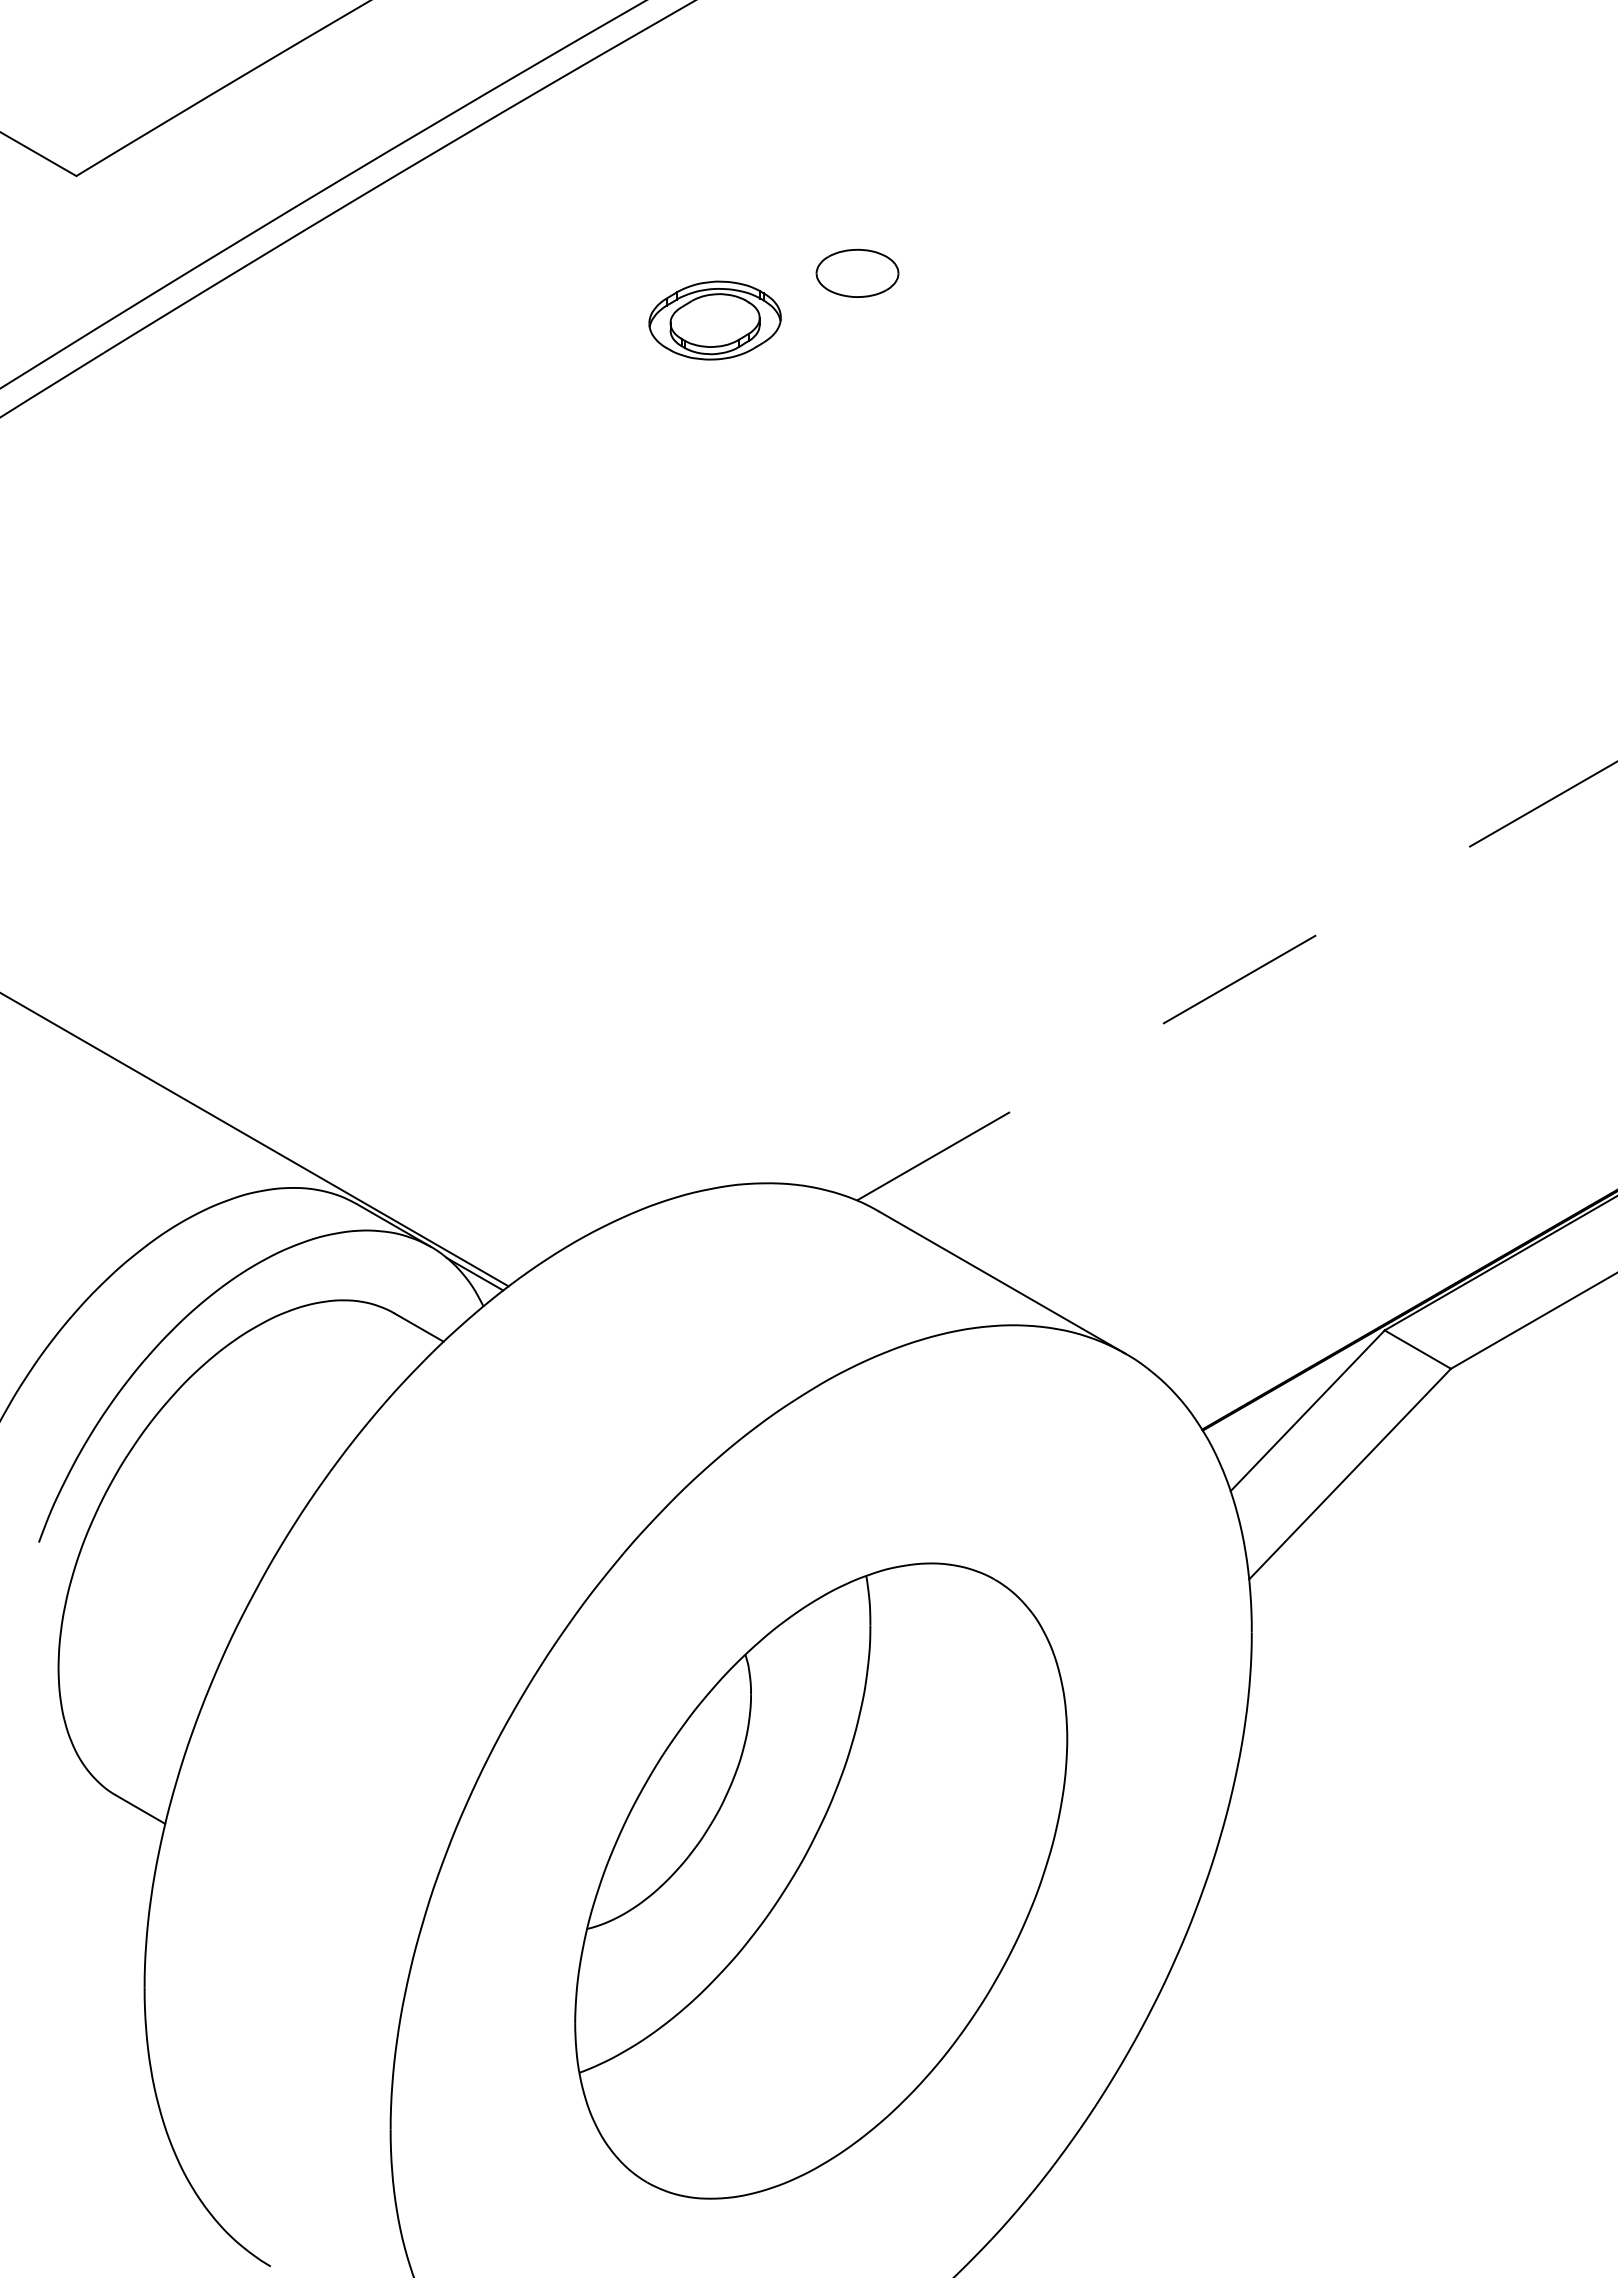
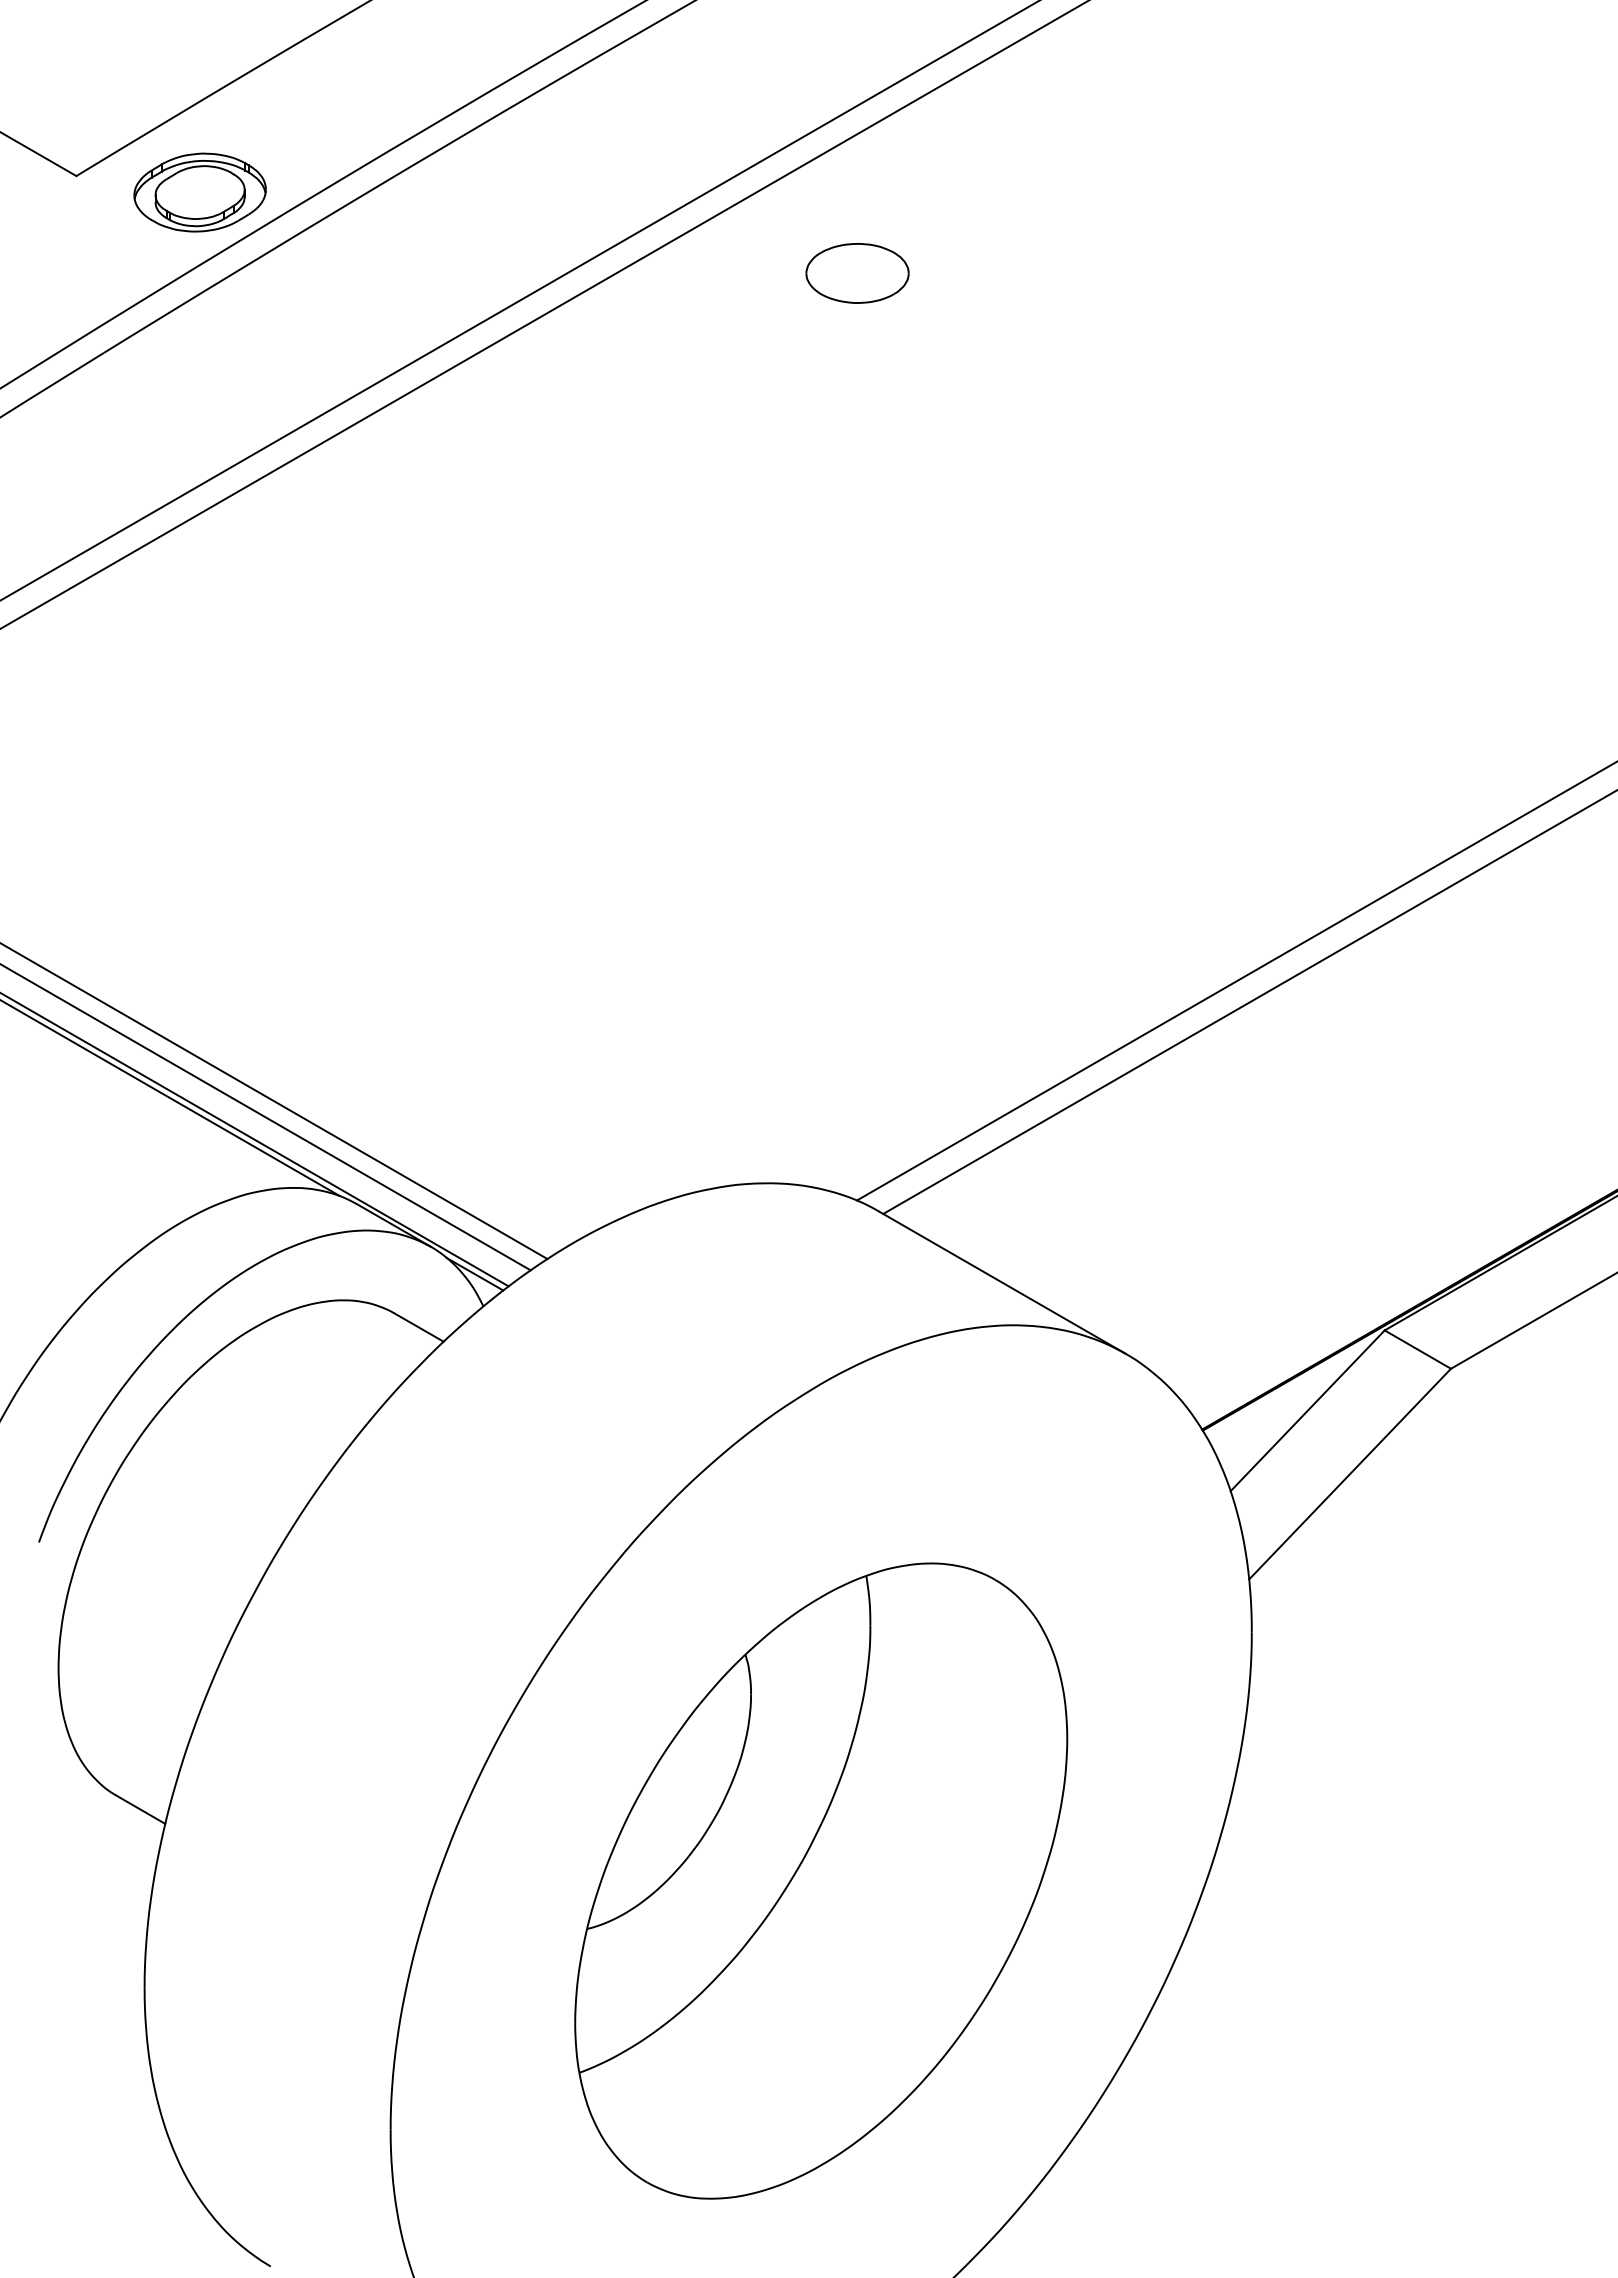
part size: 85x50 px -> 105x61 px (857, 273)
line: none -> present (519, 300)
line: none -> present (543, 314)
part position: (714, 320) -> (199, 192) (199, 192)
line: dashed -> solid (1237, 981)
line: none -> present (1248, 1002)
line: none -> present (170, 1098)
line: none -> present (274, 1101)
line: none -> present (266, 1117)
